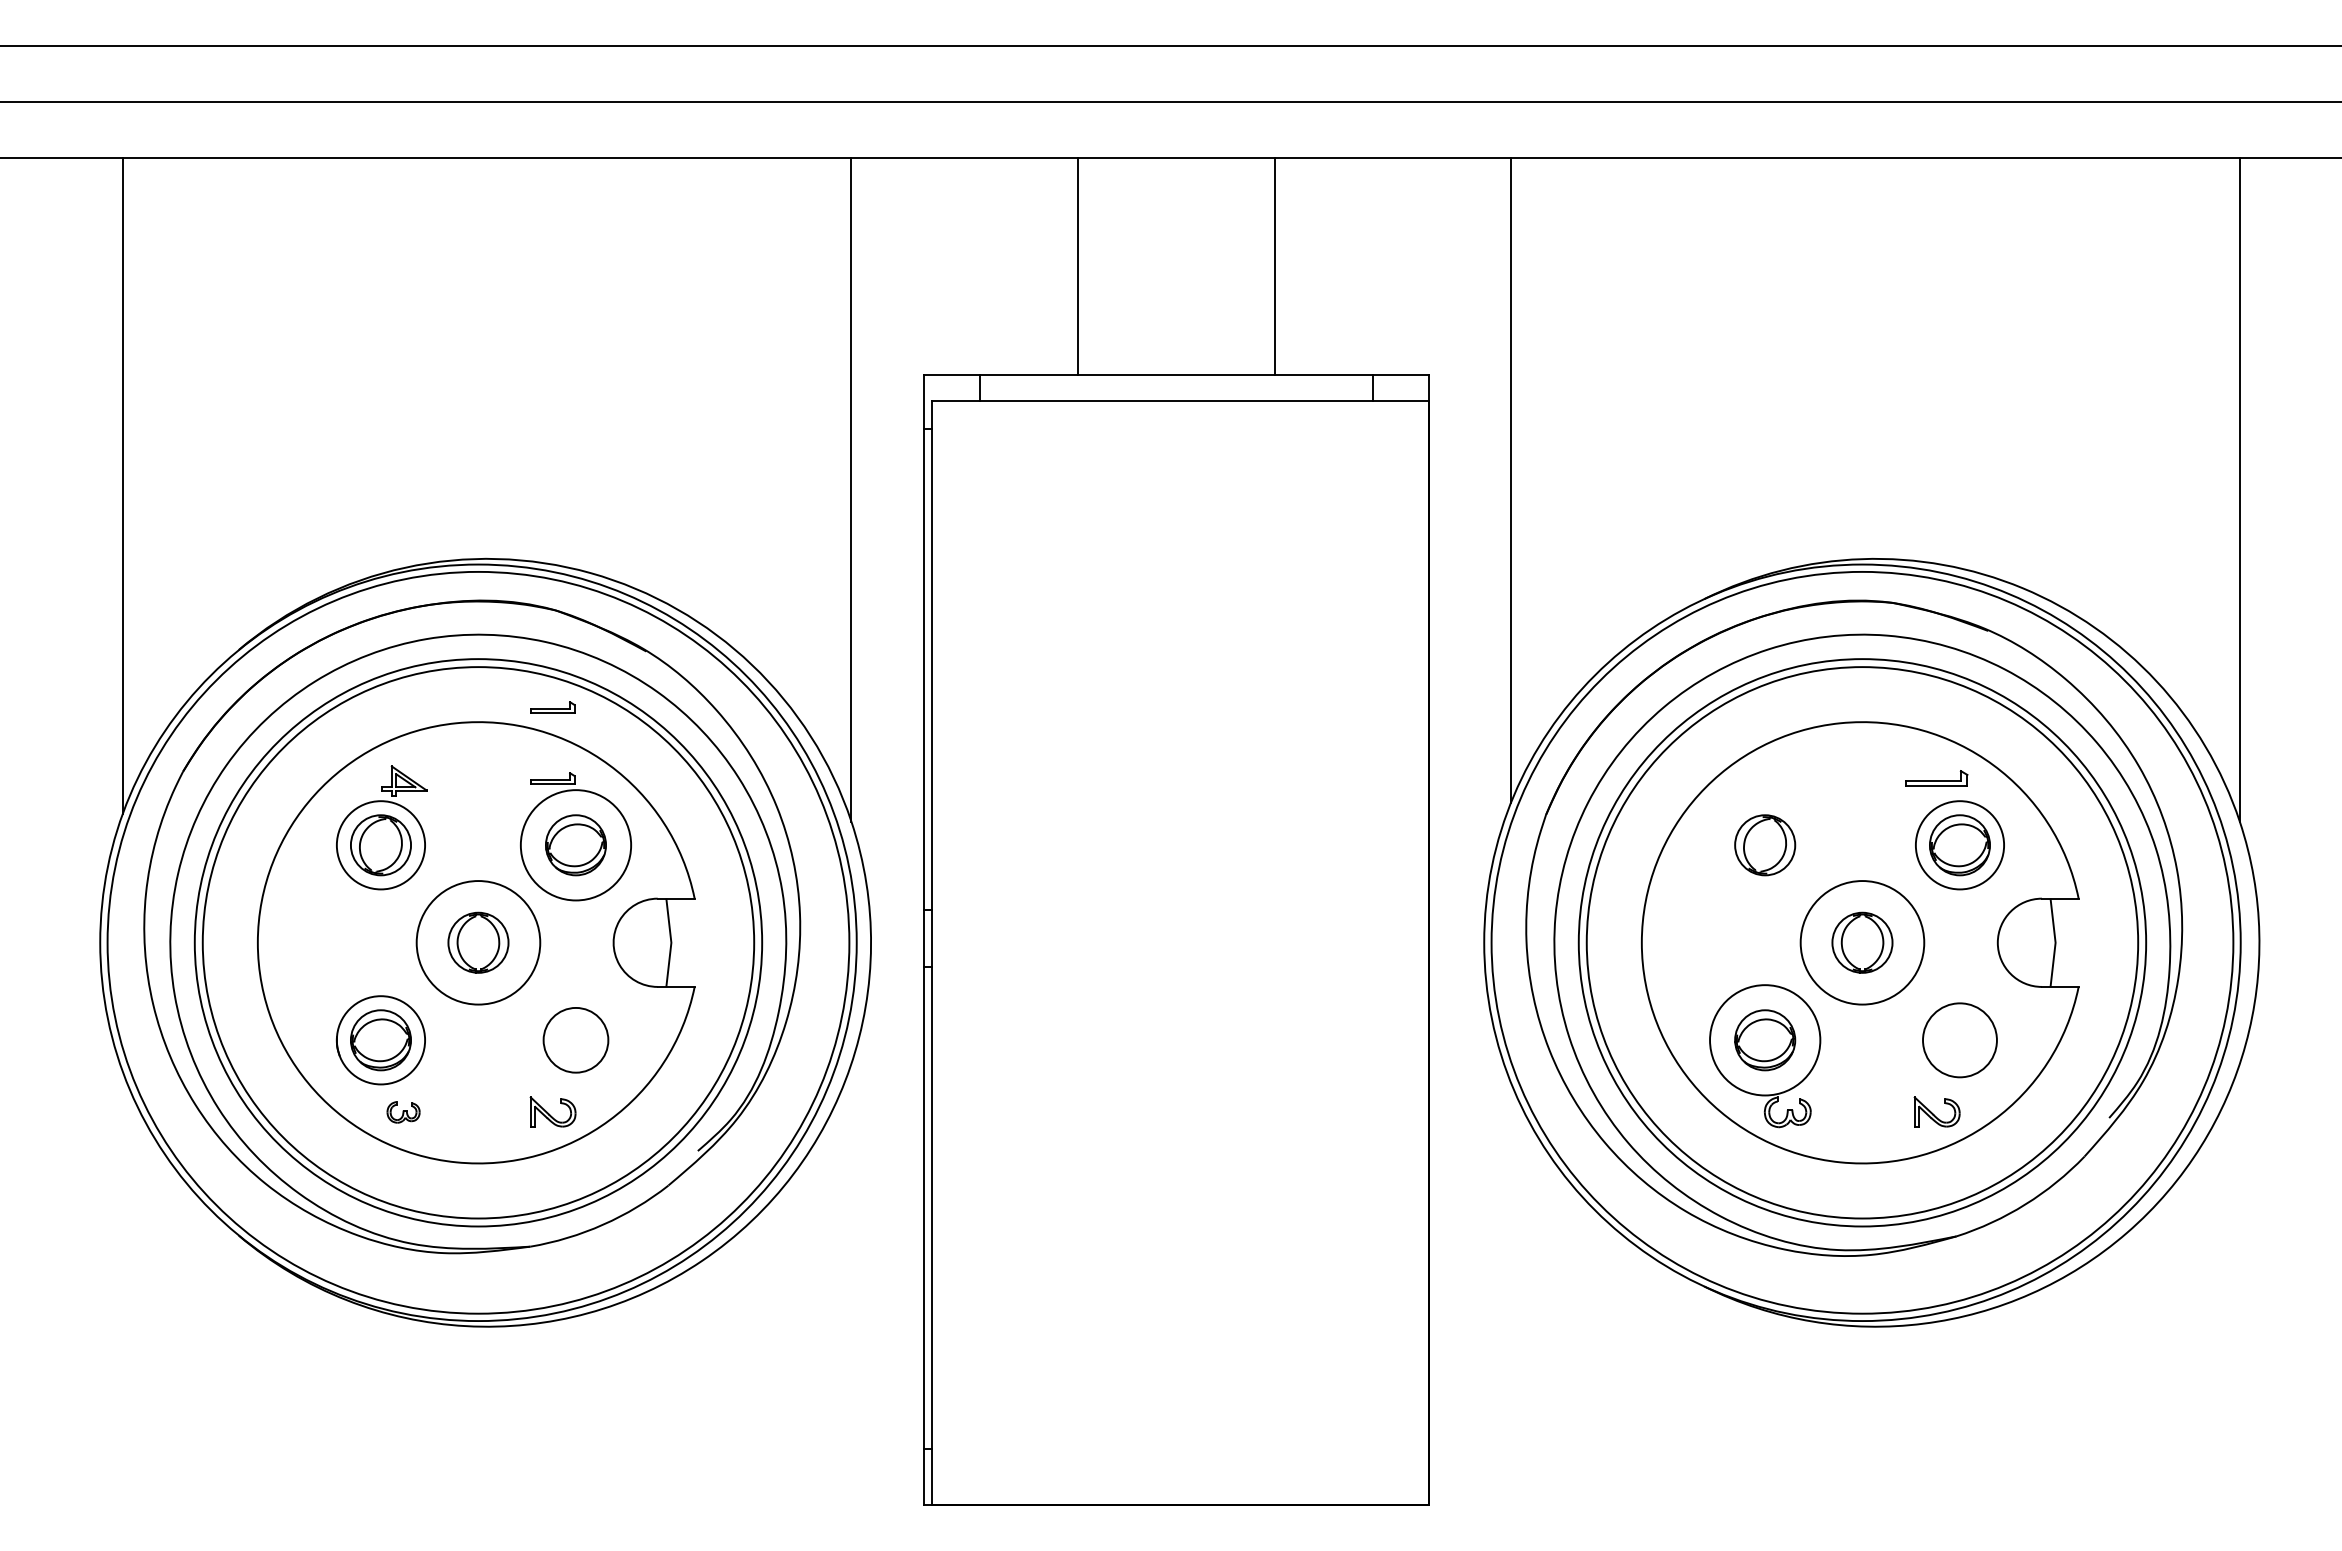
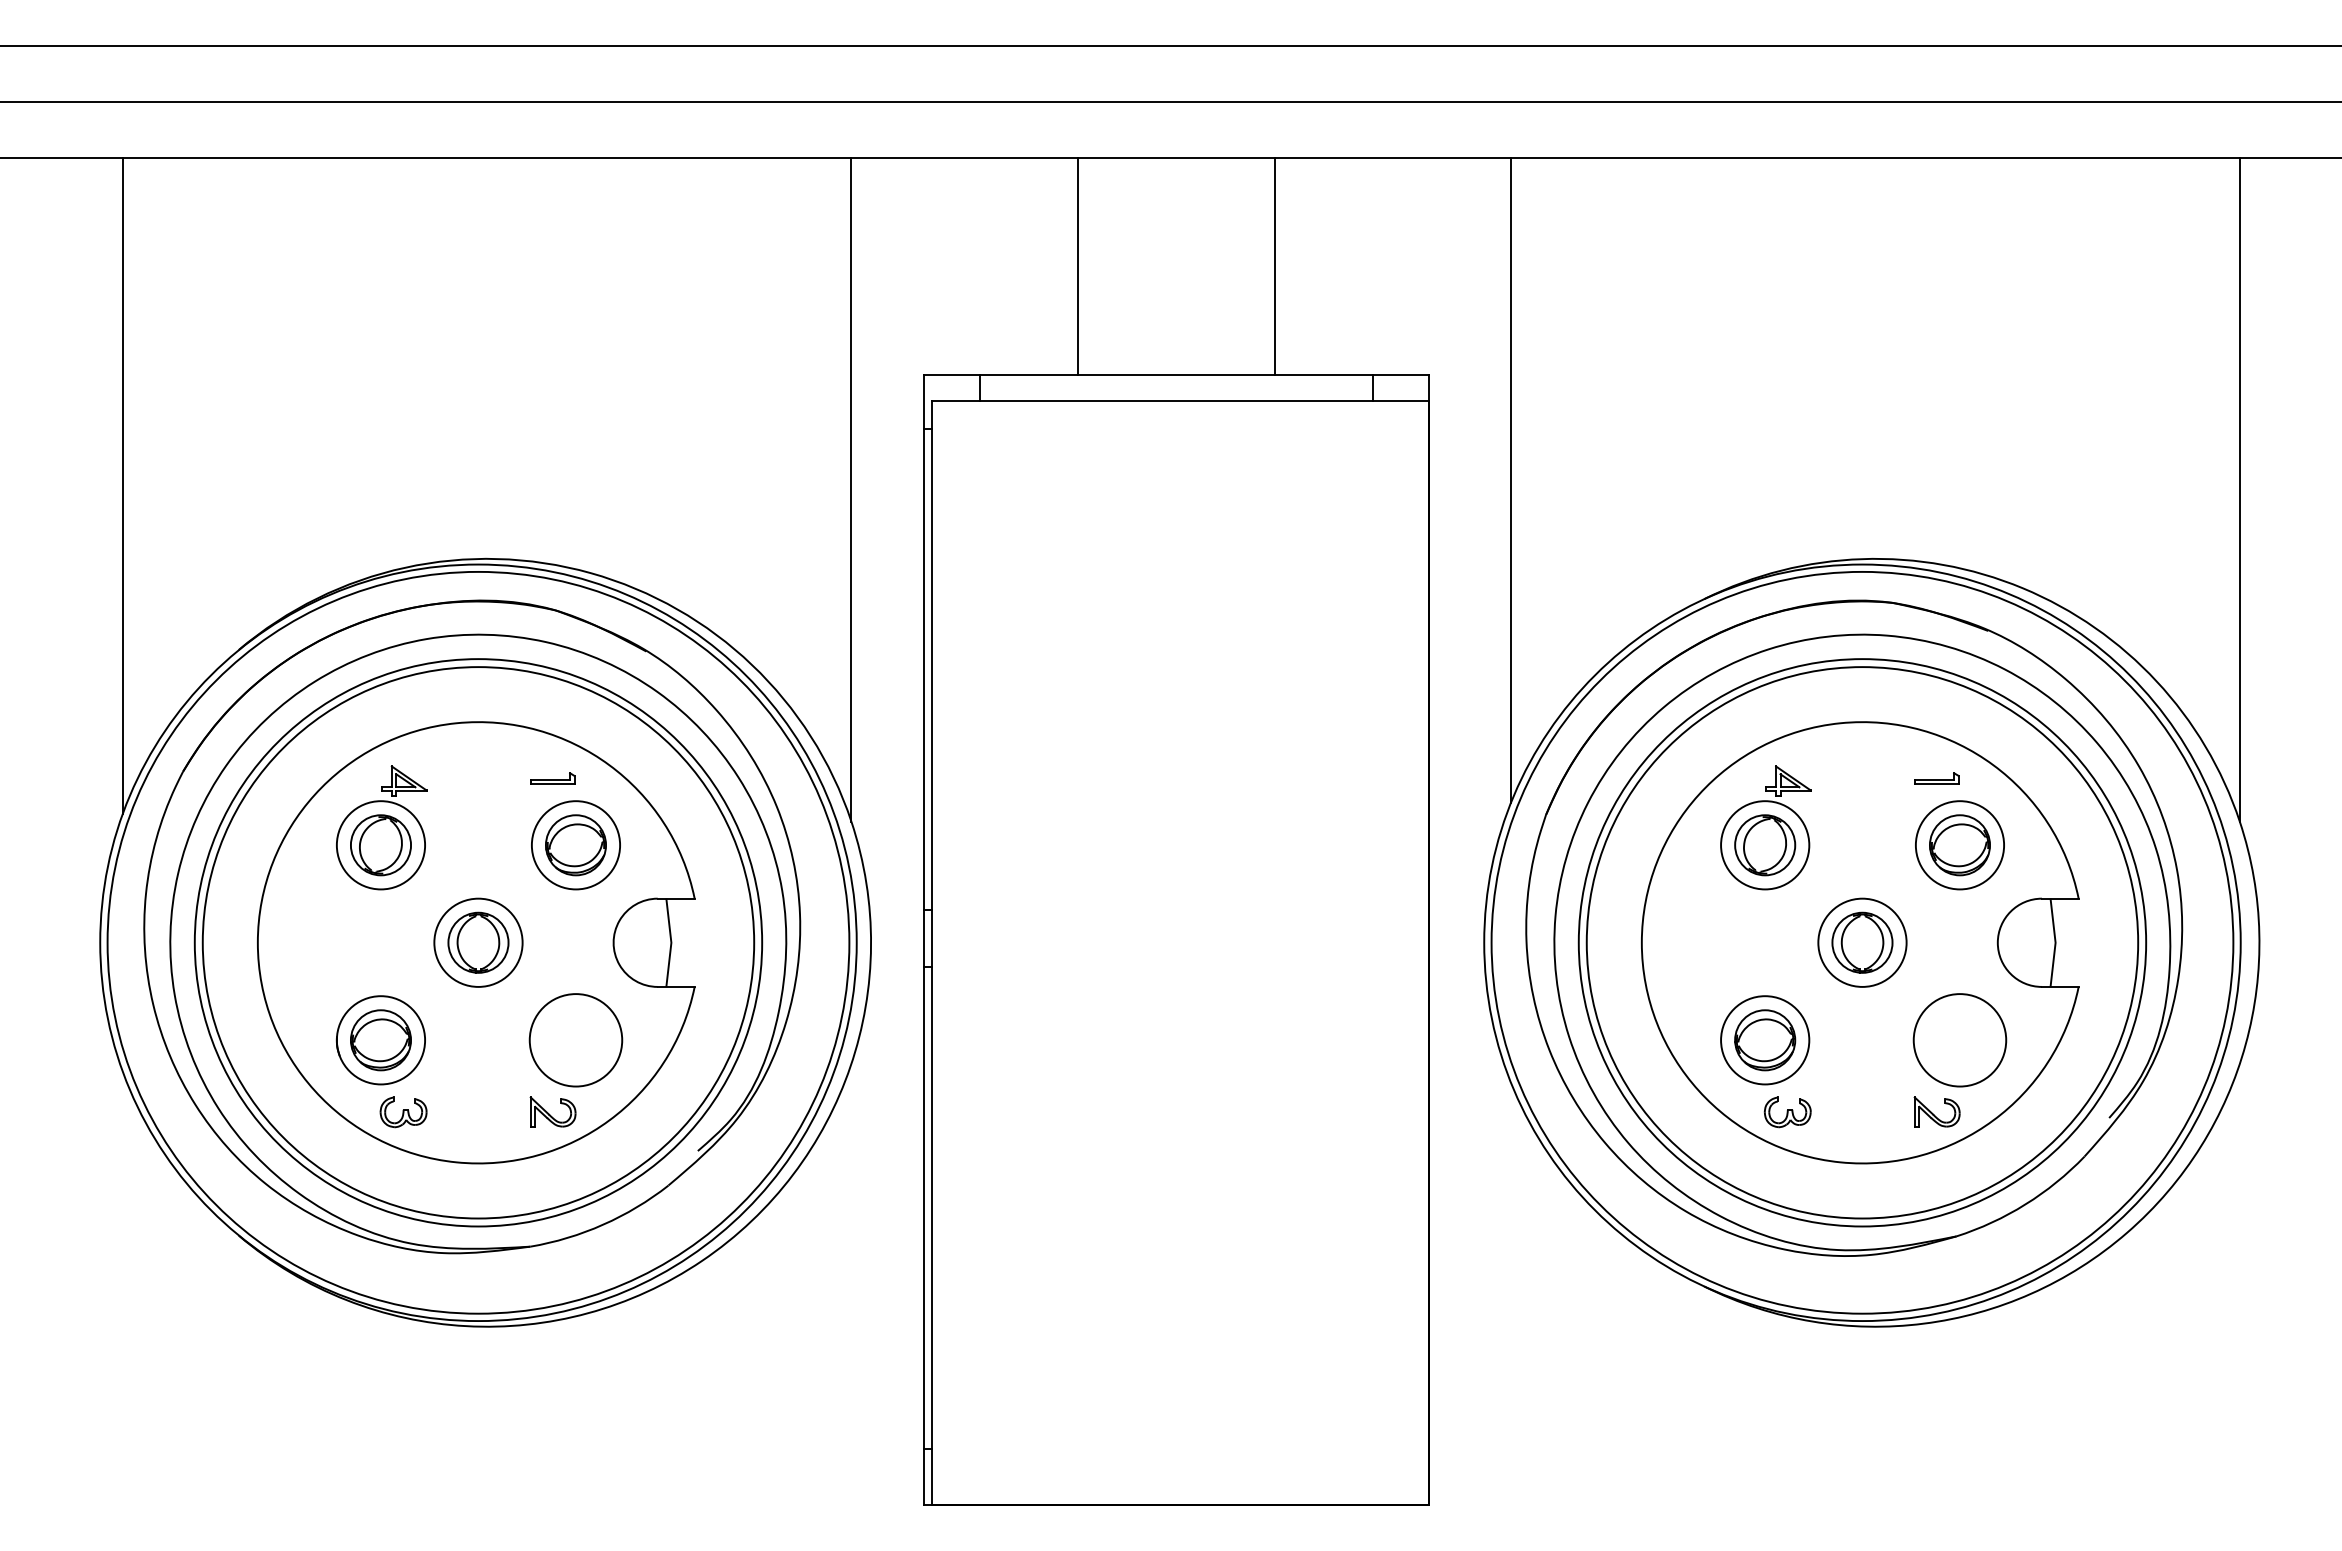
part: present -> none (552, 707)
part size: 64x17 px -> 46x13 px (1936, 778)
part: none -> present (1765, 827)
circle diameter: 110 px -> 88 px (575, 845)
circle diameter: 124 px -> 88 px (478, 942)
circle diameter: 124 px -> 88 px (1862, 942)
circle diameter: 65 px -> 92 px (575, 1040)
circle diameter: 110 px -> 88 px (1765, 1040)
circle size: 76x77 px -> 96x95 px (1959, 1040)
part size: 35x23 px -> 49x33 px (403, 1112)
